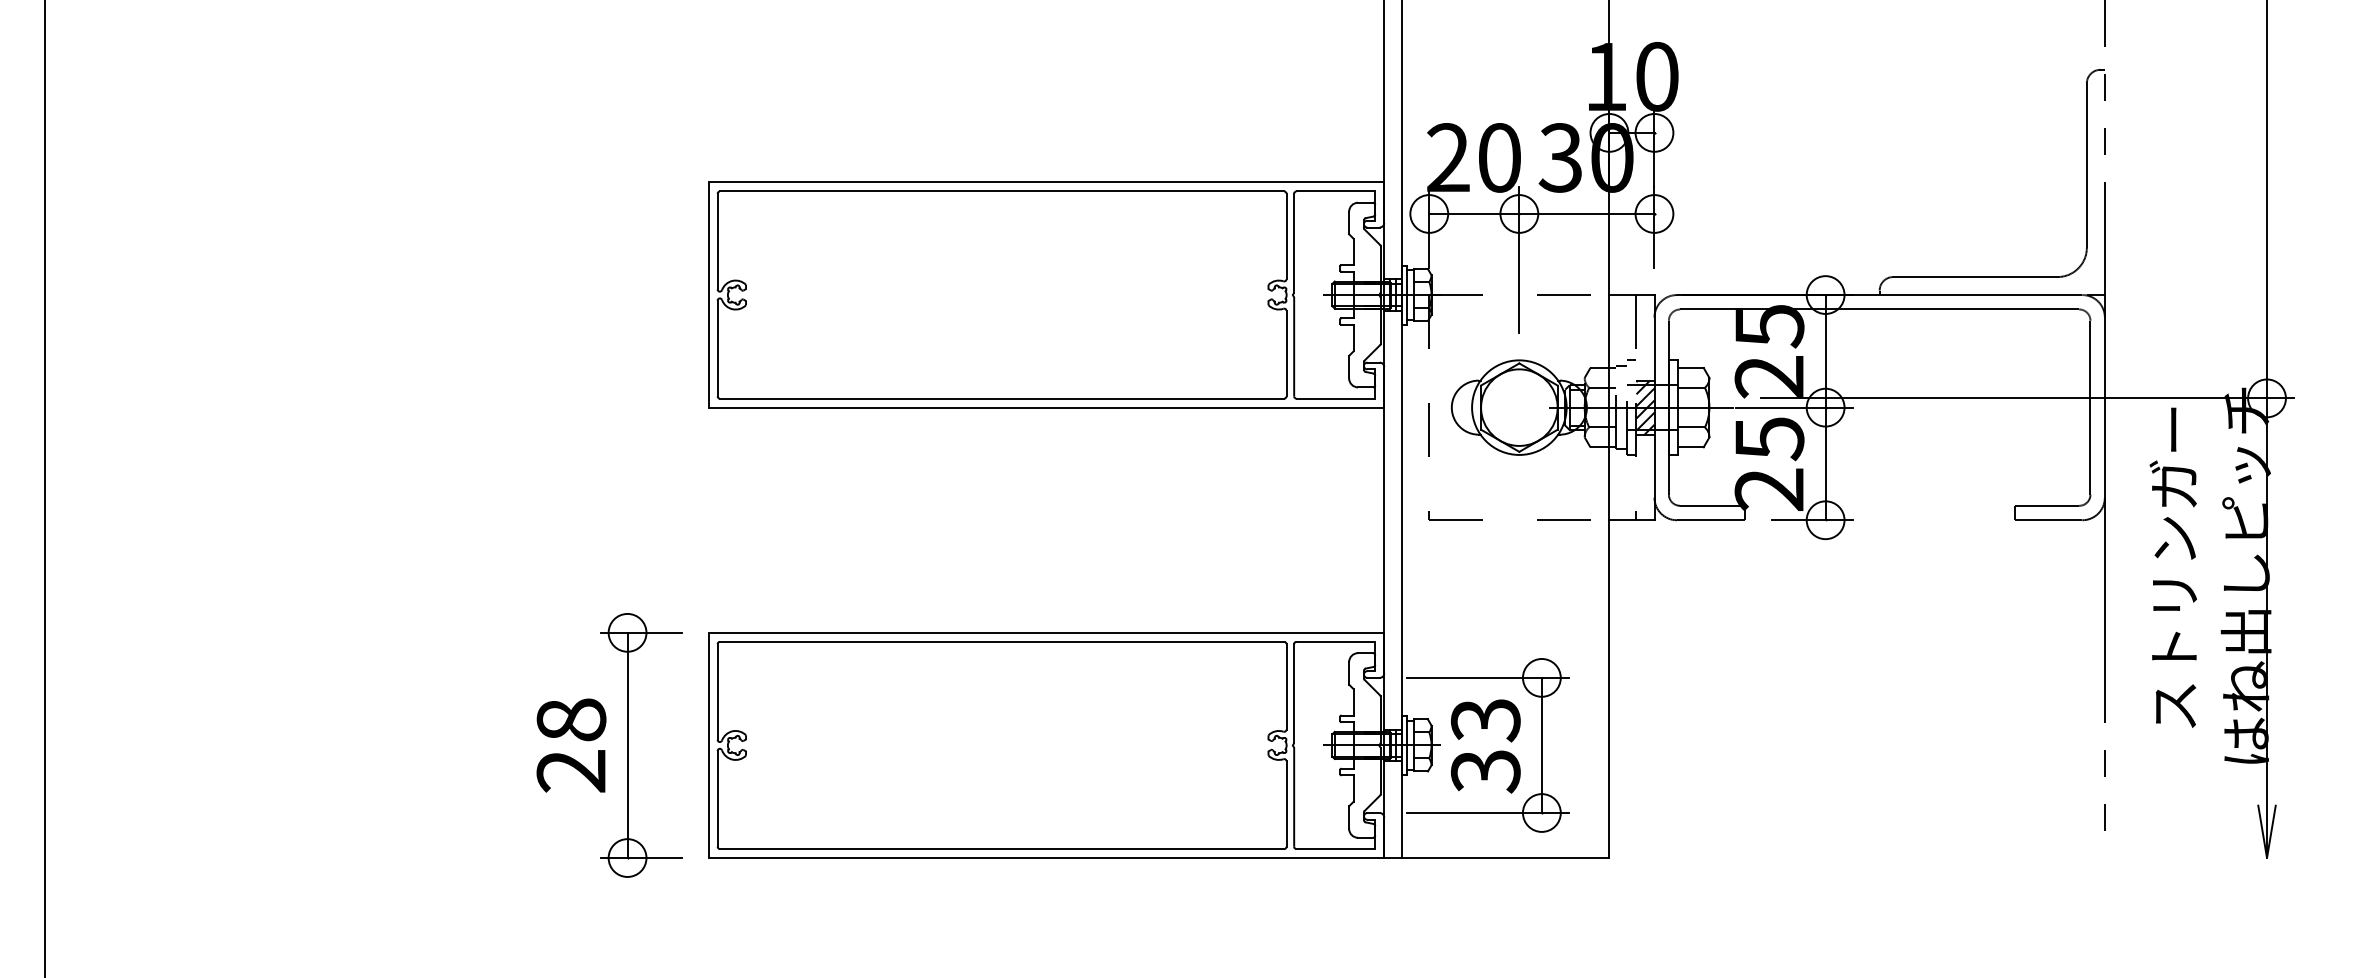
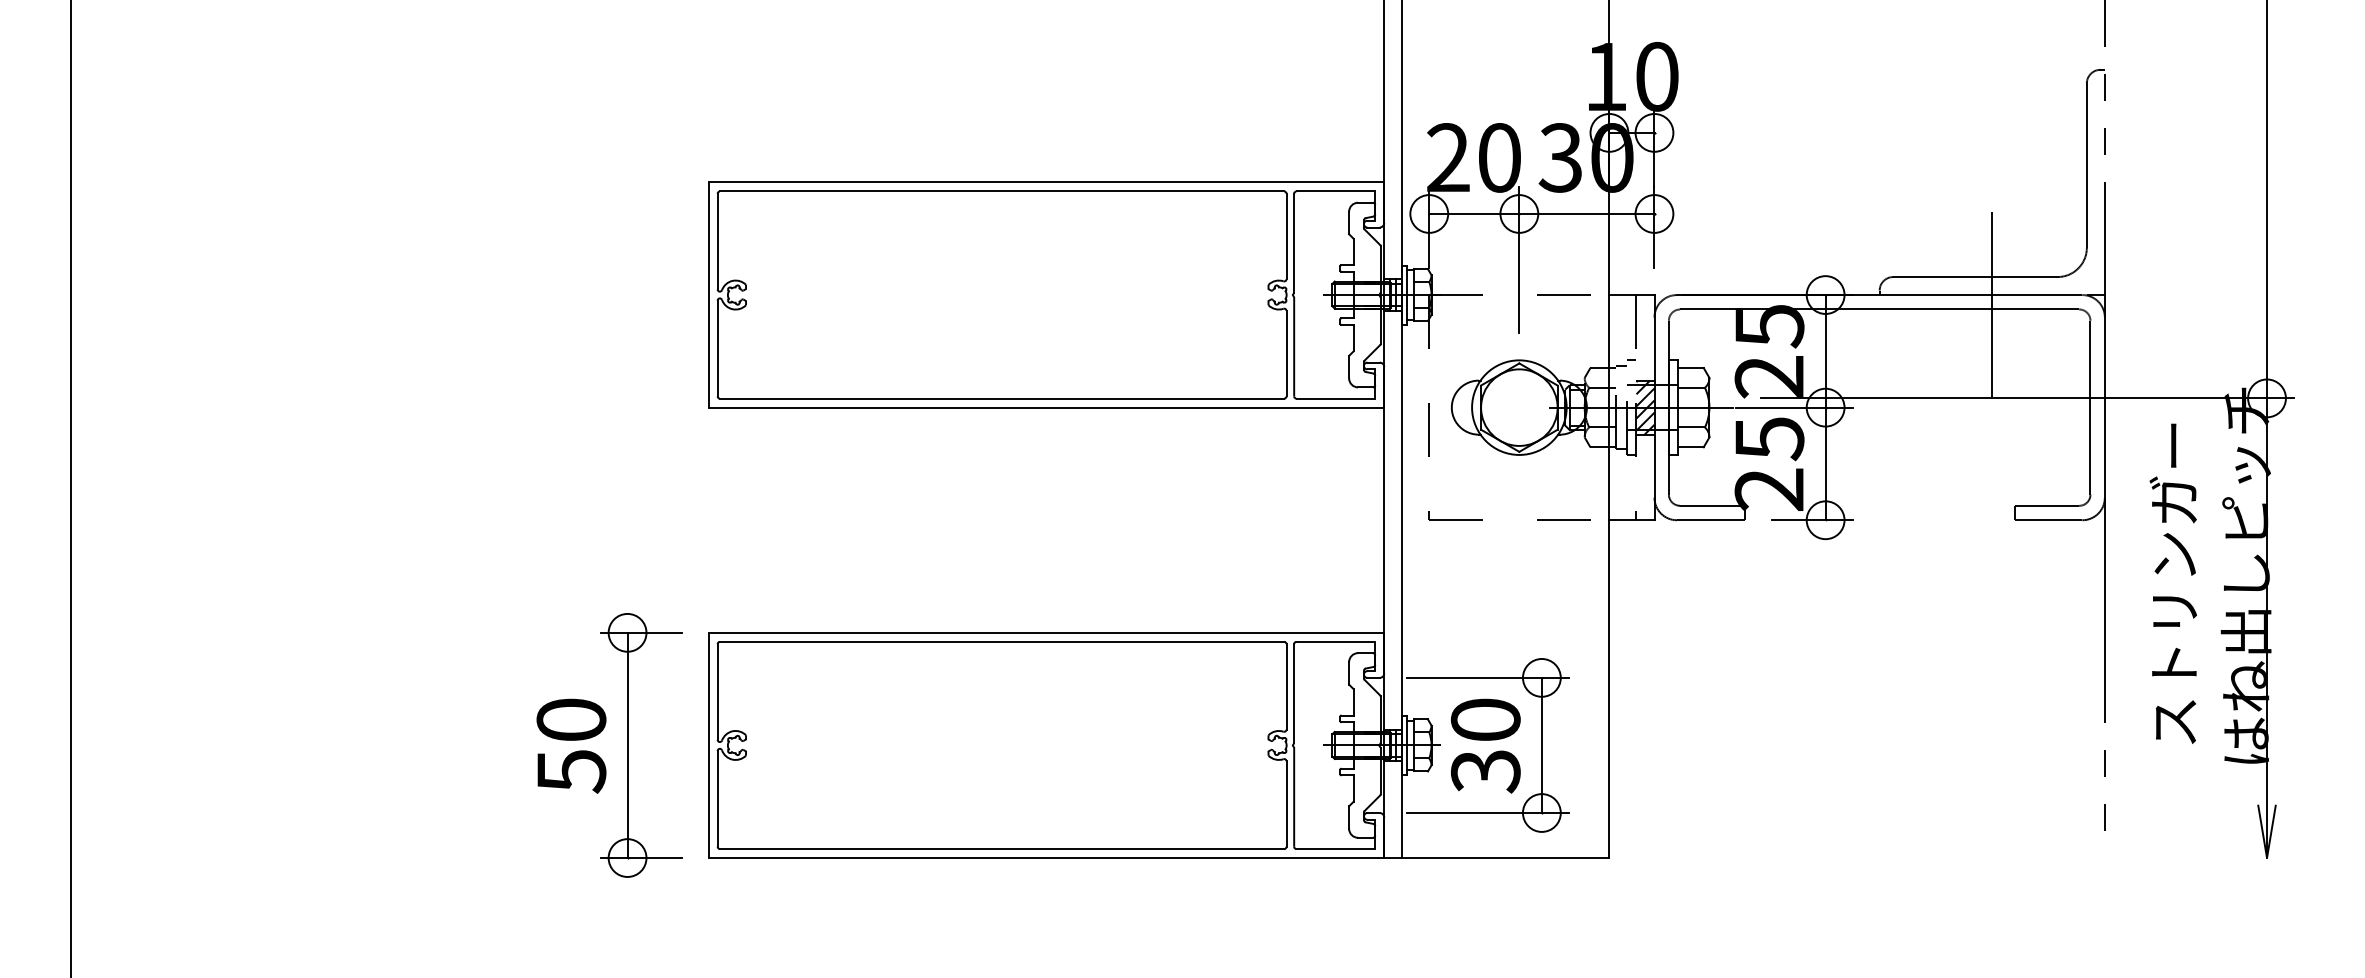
line: none -> present (1992, 304)
line position: (44, 488) -> (70, 488) (70, 488)
text position: (2172, 567) -> (2172, 583) (2172, 583)
text: 33 -> 30 (1485, 720)
text: 28 -> 50 (571, 745)
